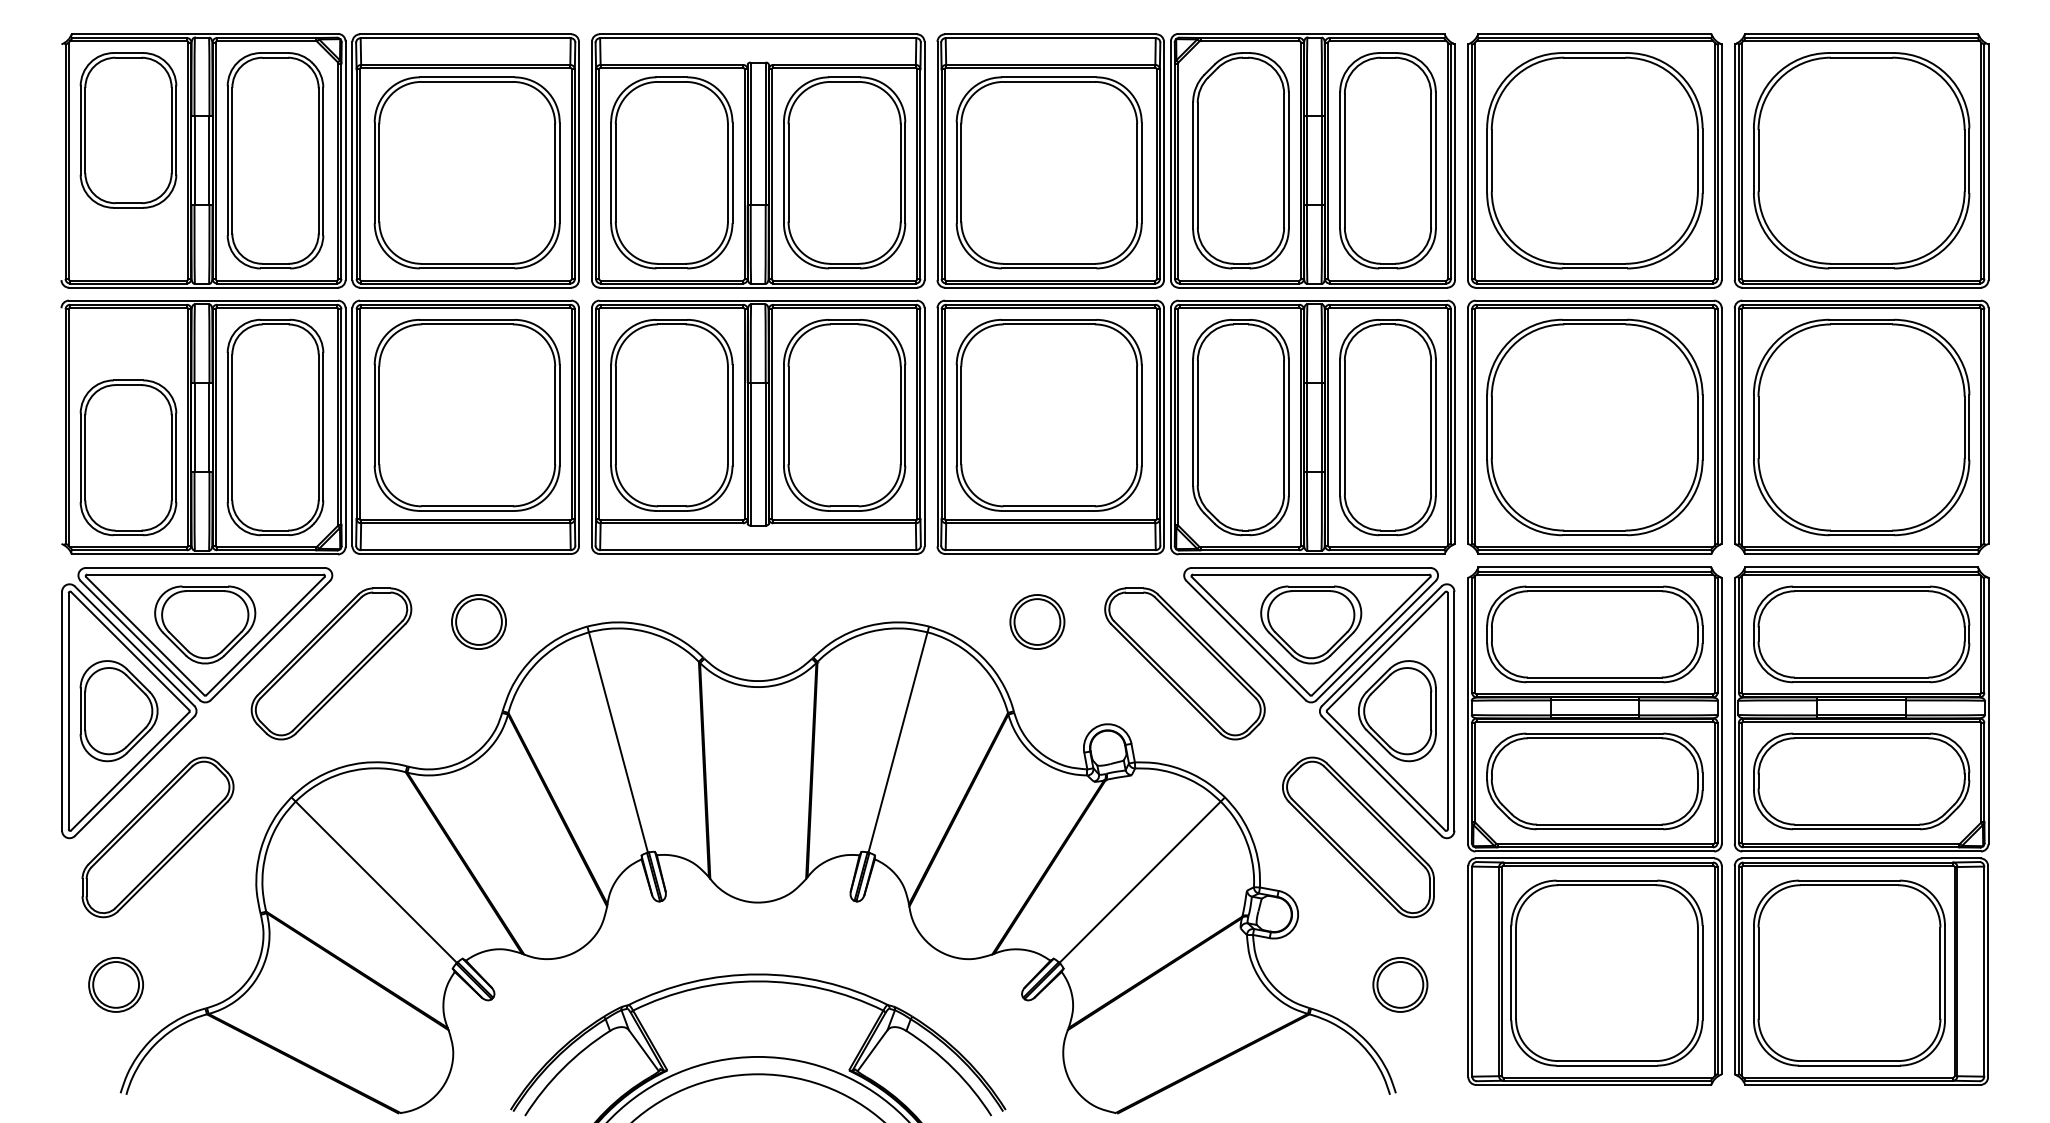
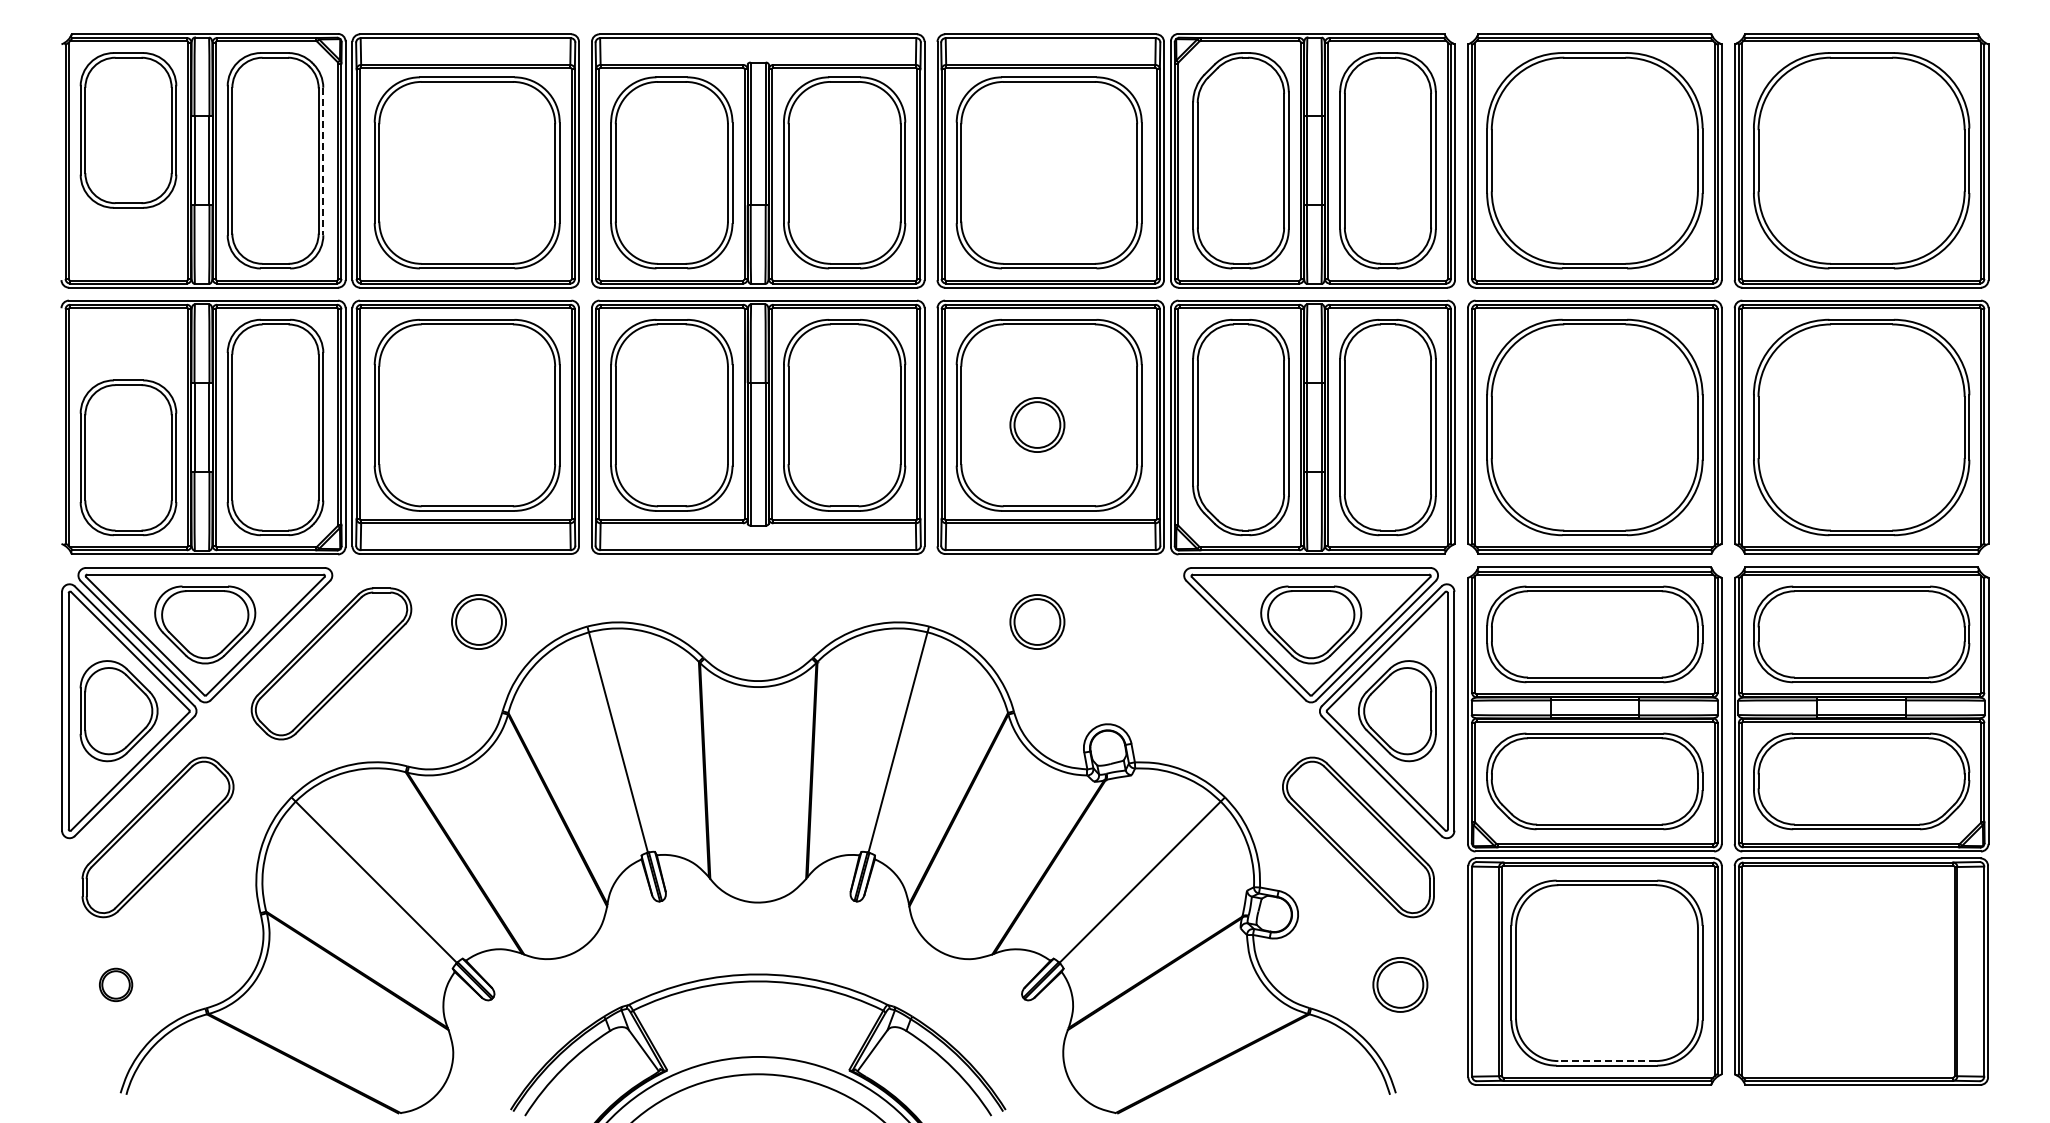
line: solid -> dashed (323, 161)
part: none -> present (1037, 424)
part: present -> none (1184, 663)
part: present -> none (1849, 972)
part size: 56x56 px -> 35x36 px (116, 984)
line: solid -> dashed (1607, 1061)
